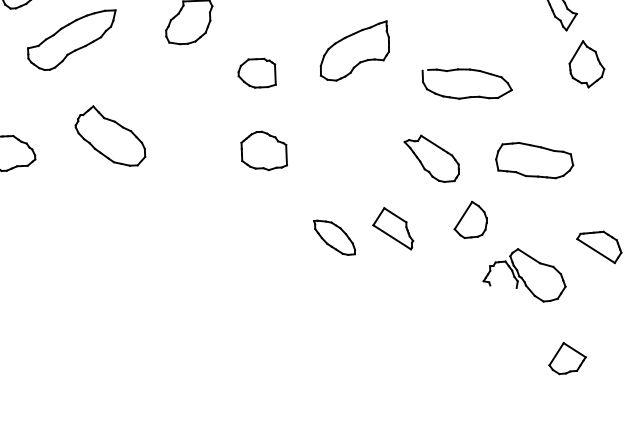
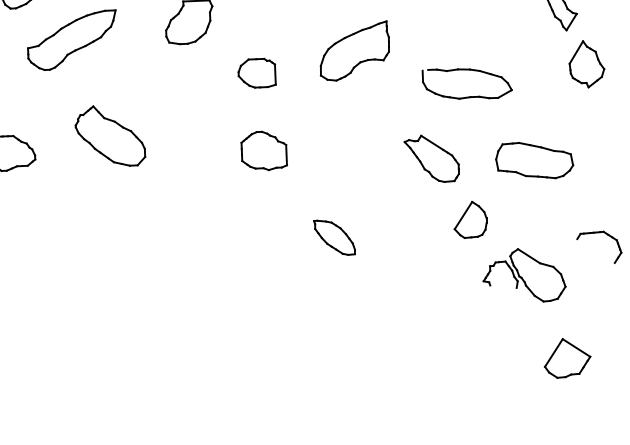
part: present -> none (393, 228)
line: present -> none (595, 250)
part size: 39x34 px -> 49x41 px (567, 358)
